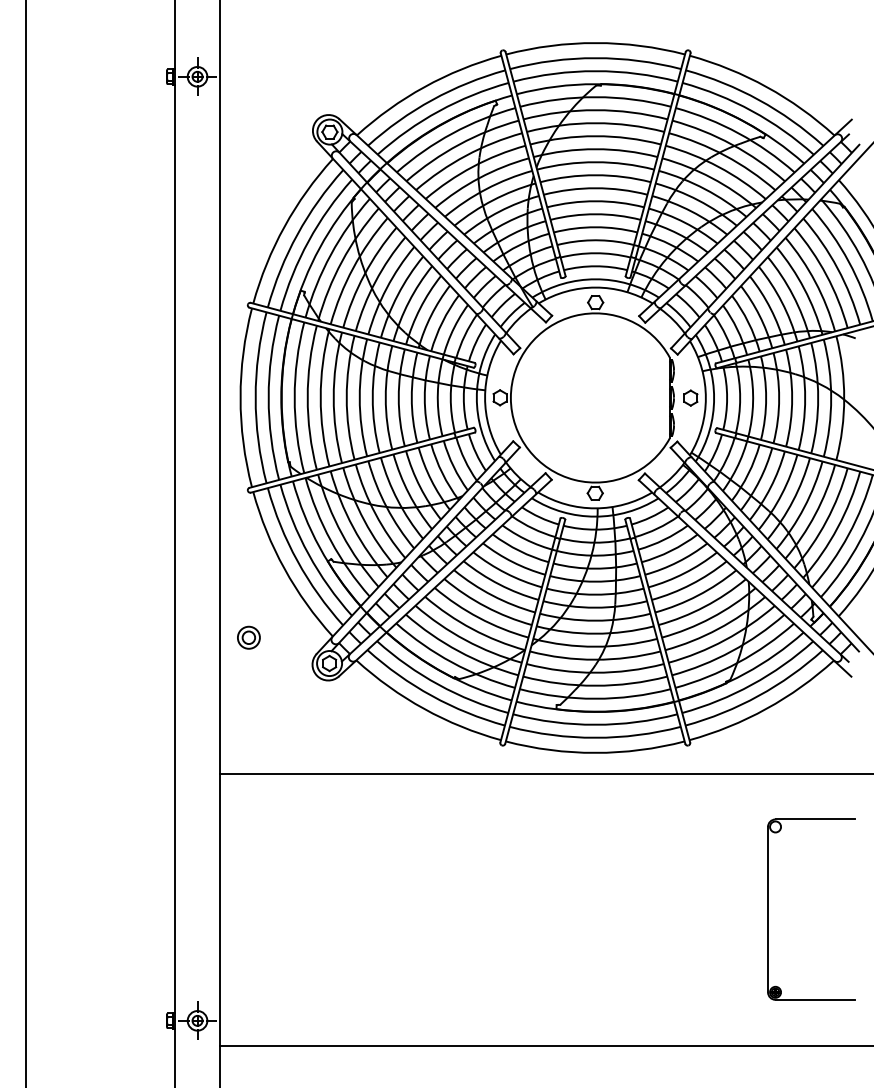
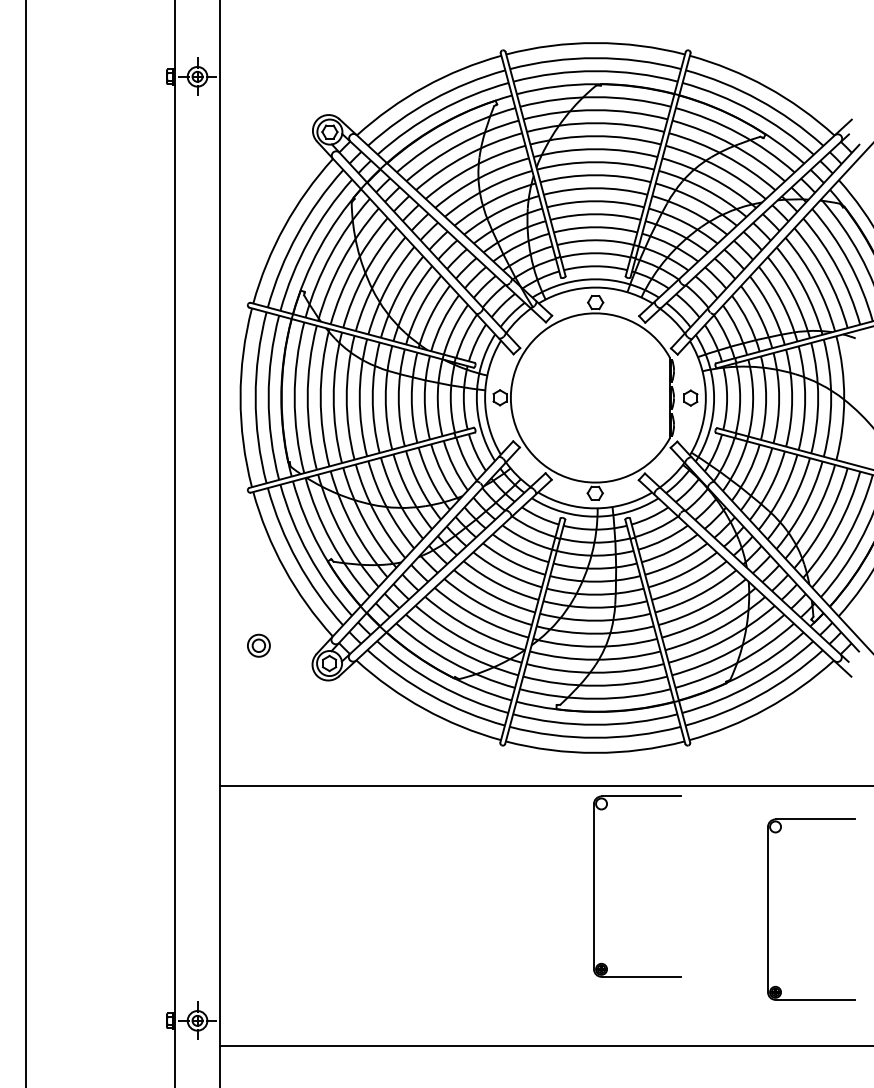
part position: (248, 637) -> (258, 645) (258, 645)
line position: (545, 773) -> (545, 785) (545, 785)
part: none -> present (594, 886)
